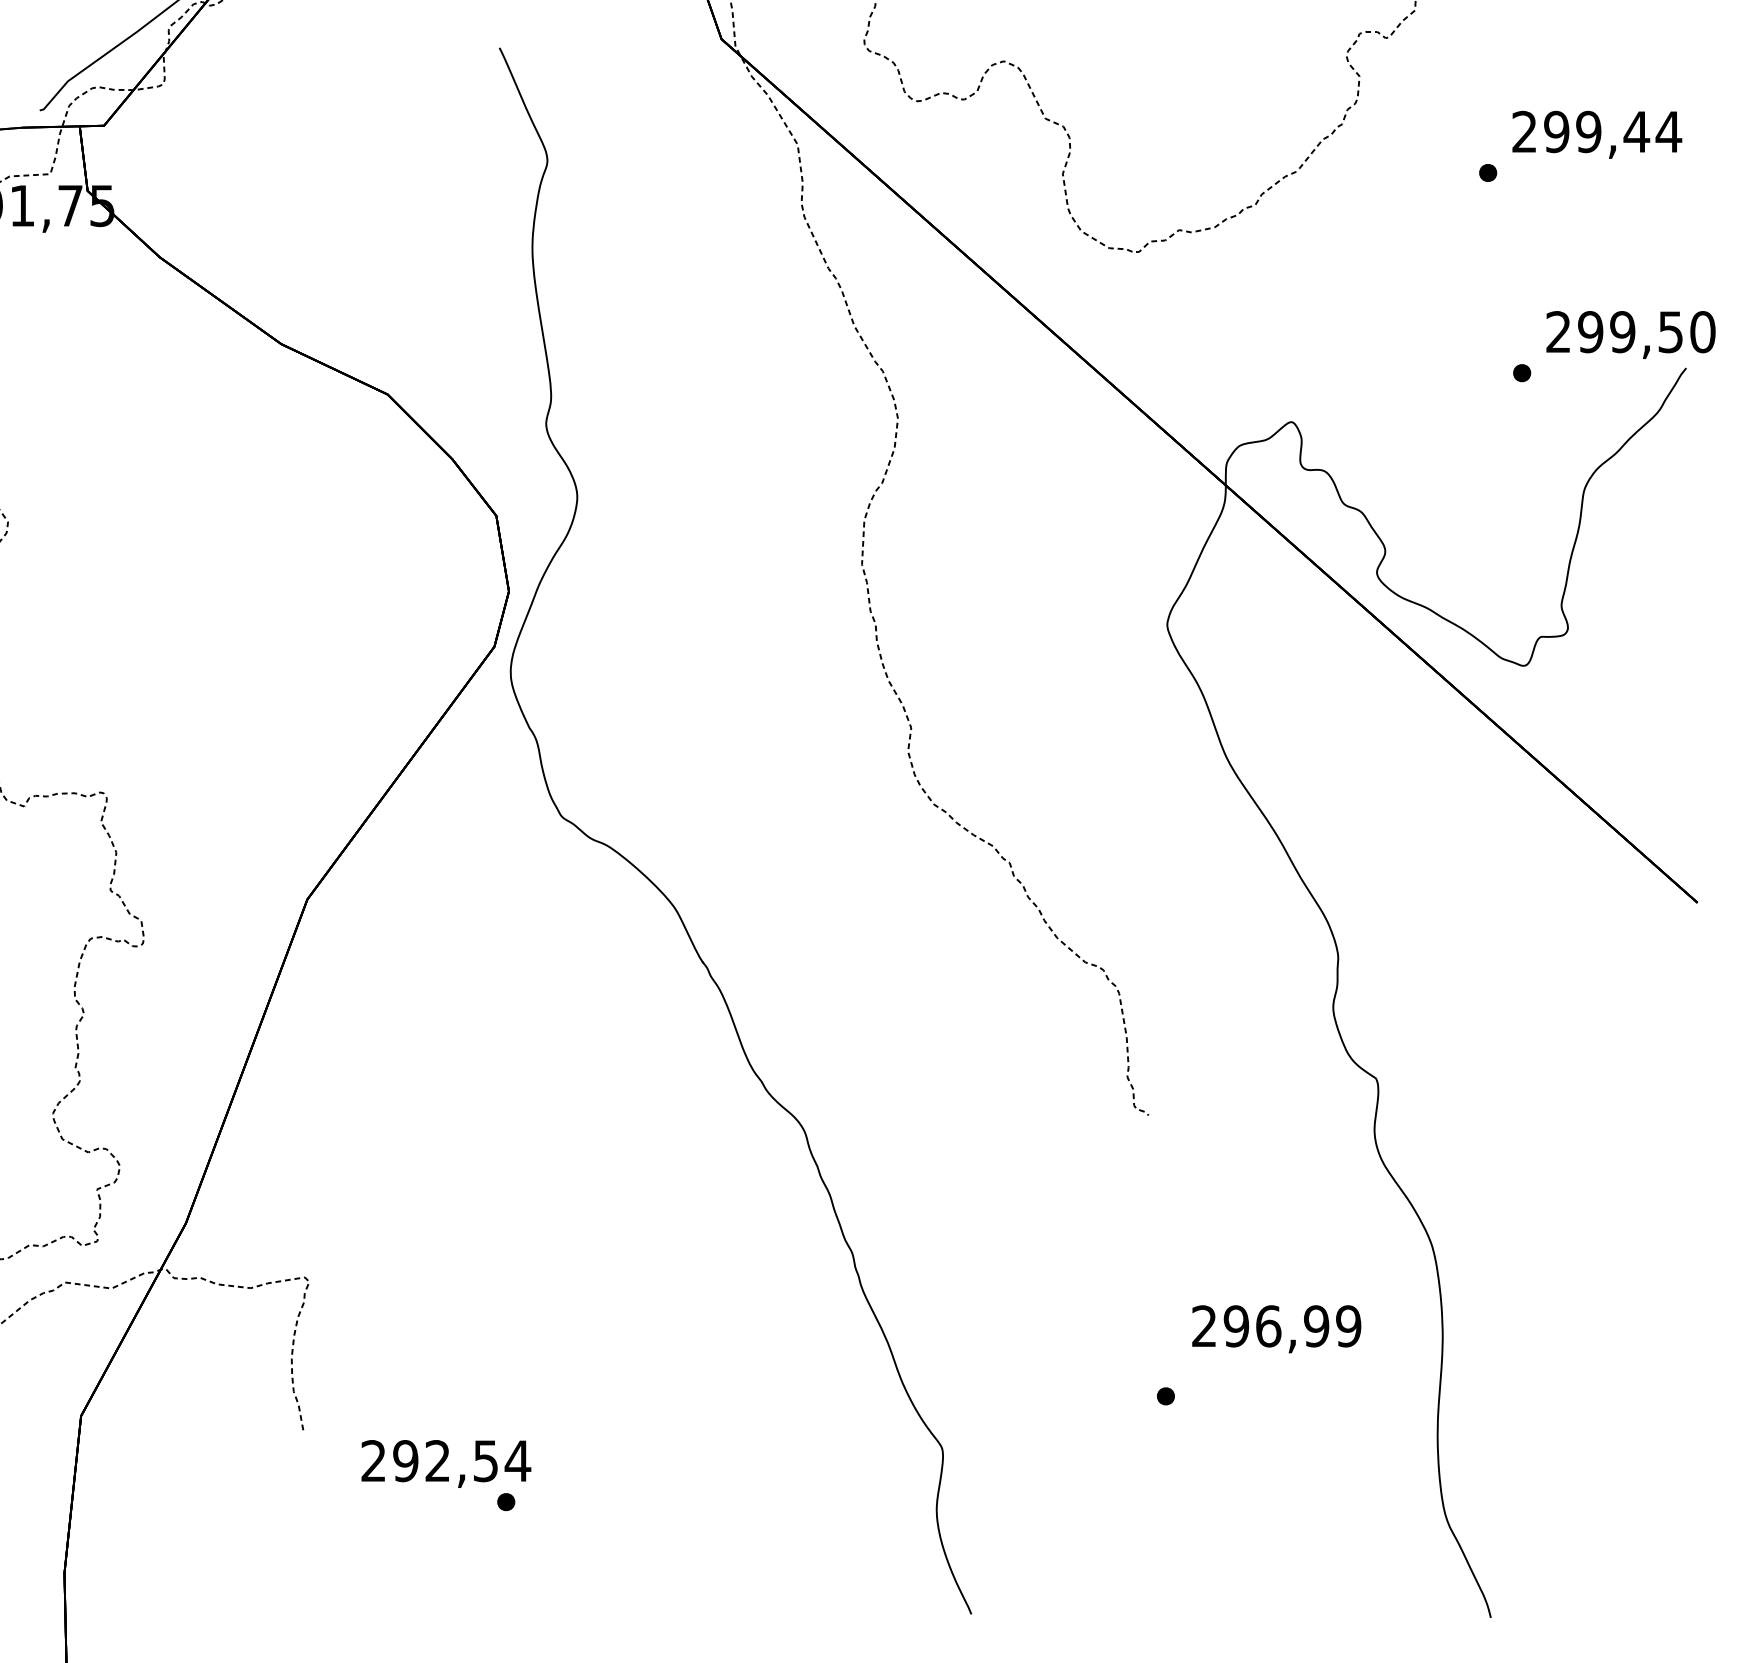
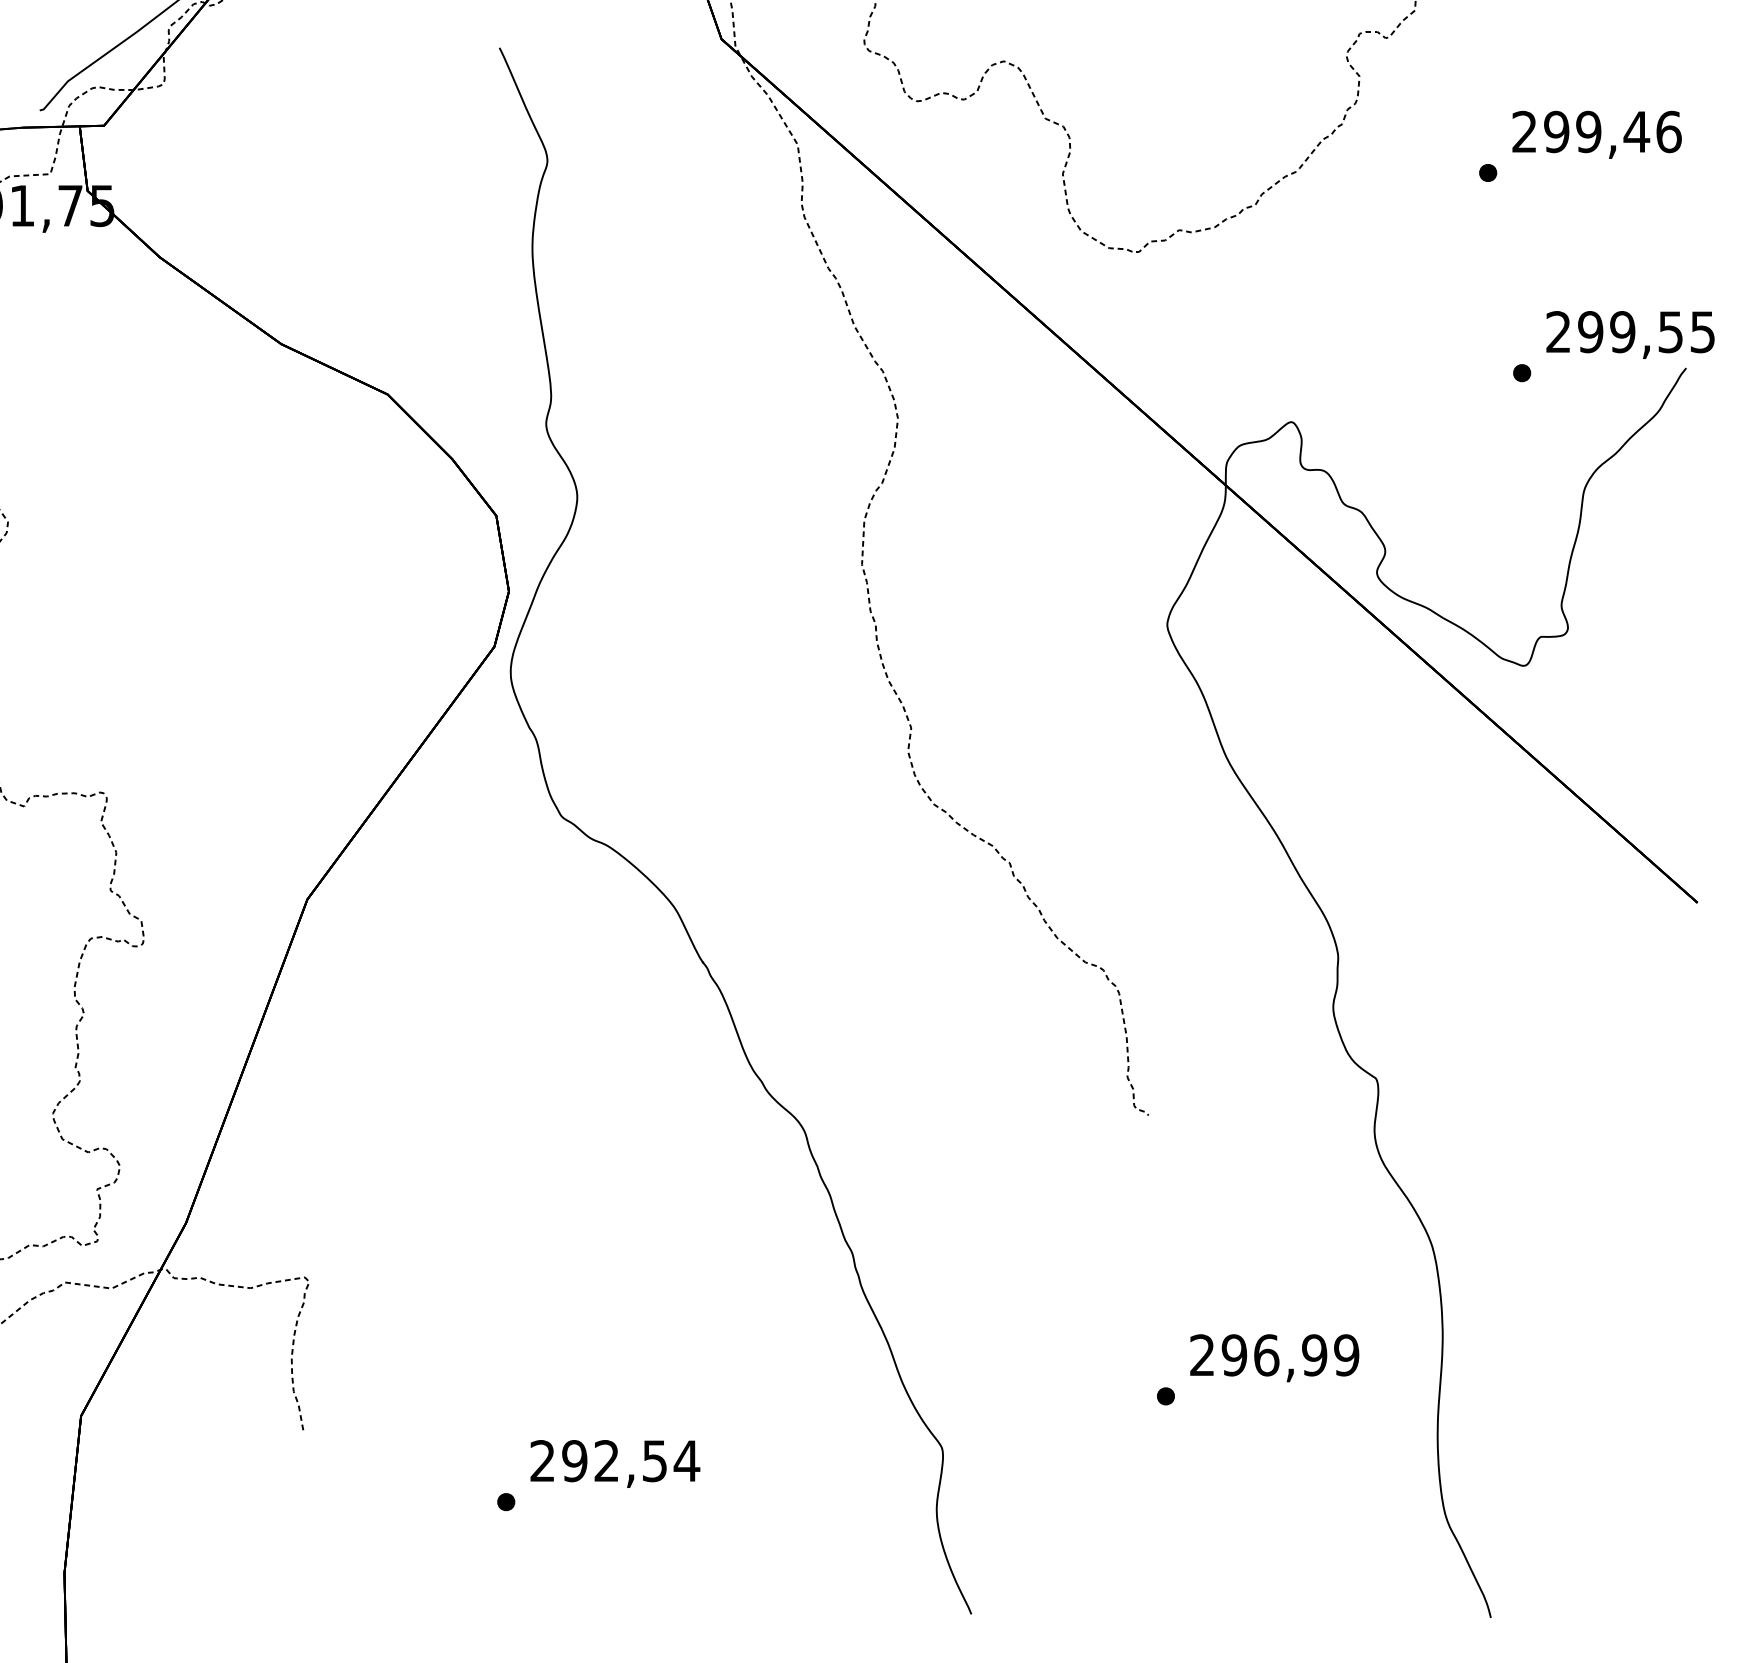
text: 299,44 -> 299,46 (1668, 131)
text: 299,50 -> 299,55 (1702, 332)
text position: (1276, 1329) -> (1274, 1358) (1274, 1358)
text position: (446, 1463) -> (615, 1463) (615, 1463)
